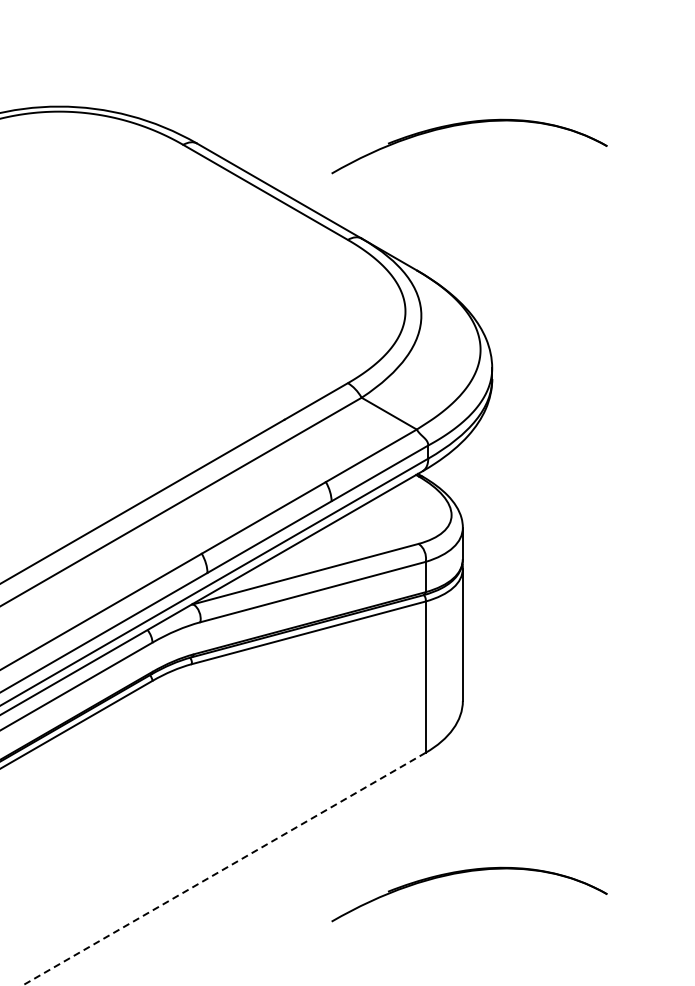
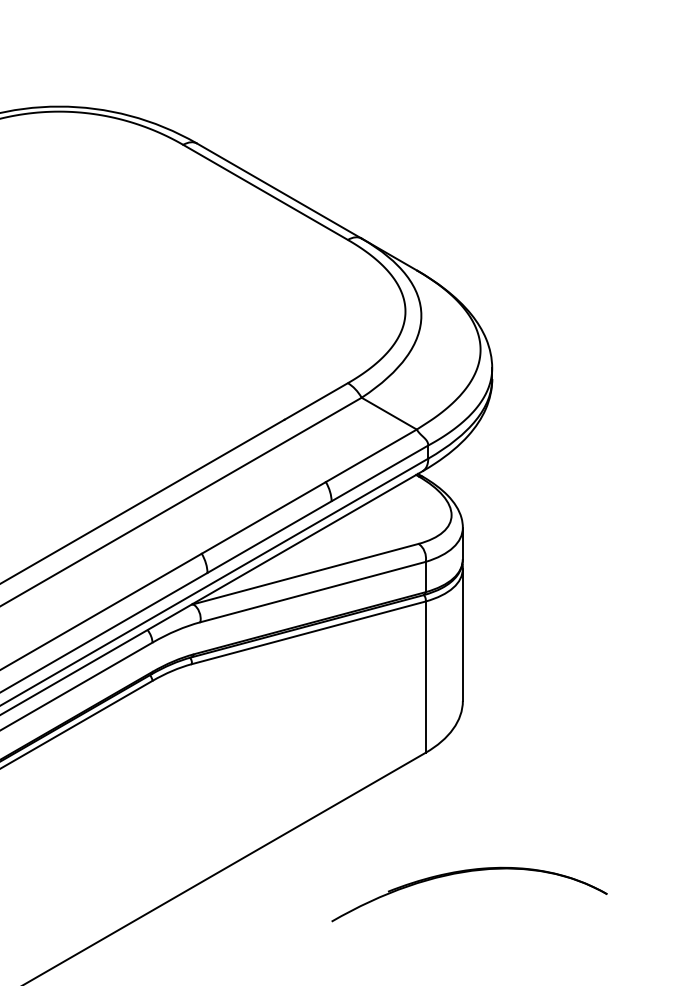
part: present -> none (463, 125)
line: dashed -> solid (223, 869)
